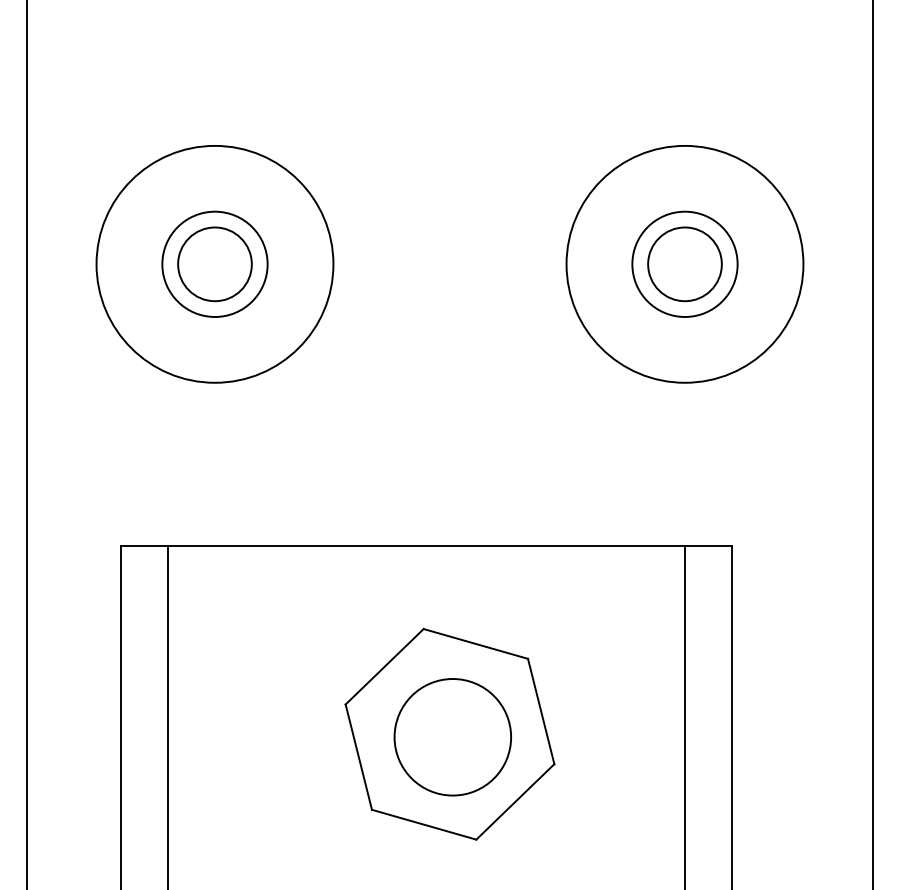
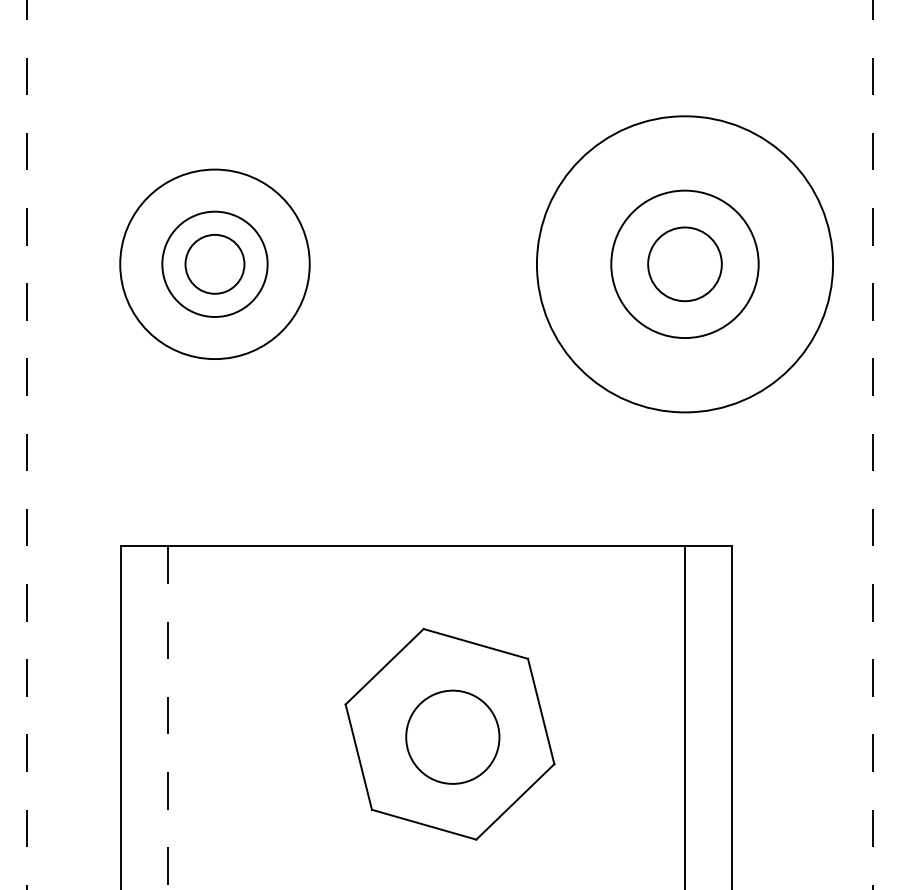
circle diameter: 237 px -> 190 px (214, 264)
circle diameter: 105 px -> 147 px (684, 264)
circle diameter: 237 px -> 296 px (684, 264)
circle diameter: 74 px -> 59 px (214, 263)
line: solid -> dashed (27, 444)
line: solid -> dashed (873, 445)
line: solid -> dashed (168, 718)
circle diameter: 117 px -> 93 px (452, 736)
